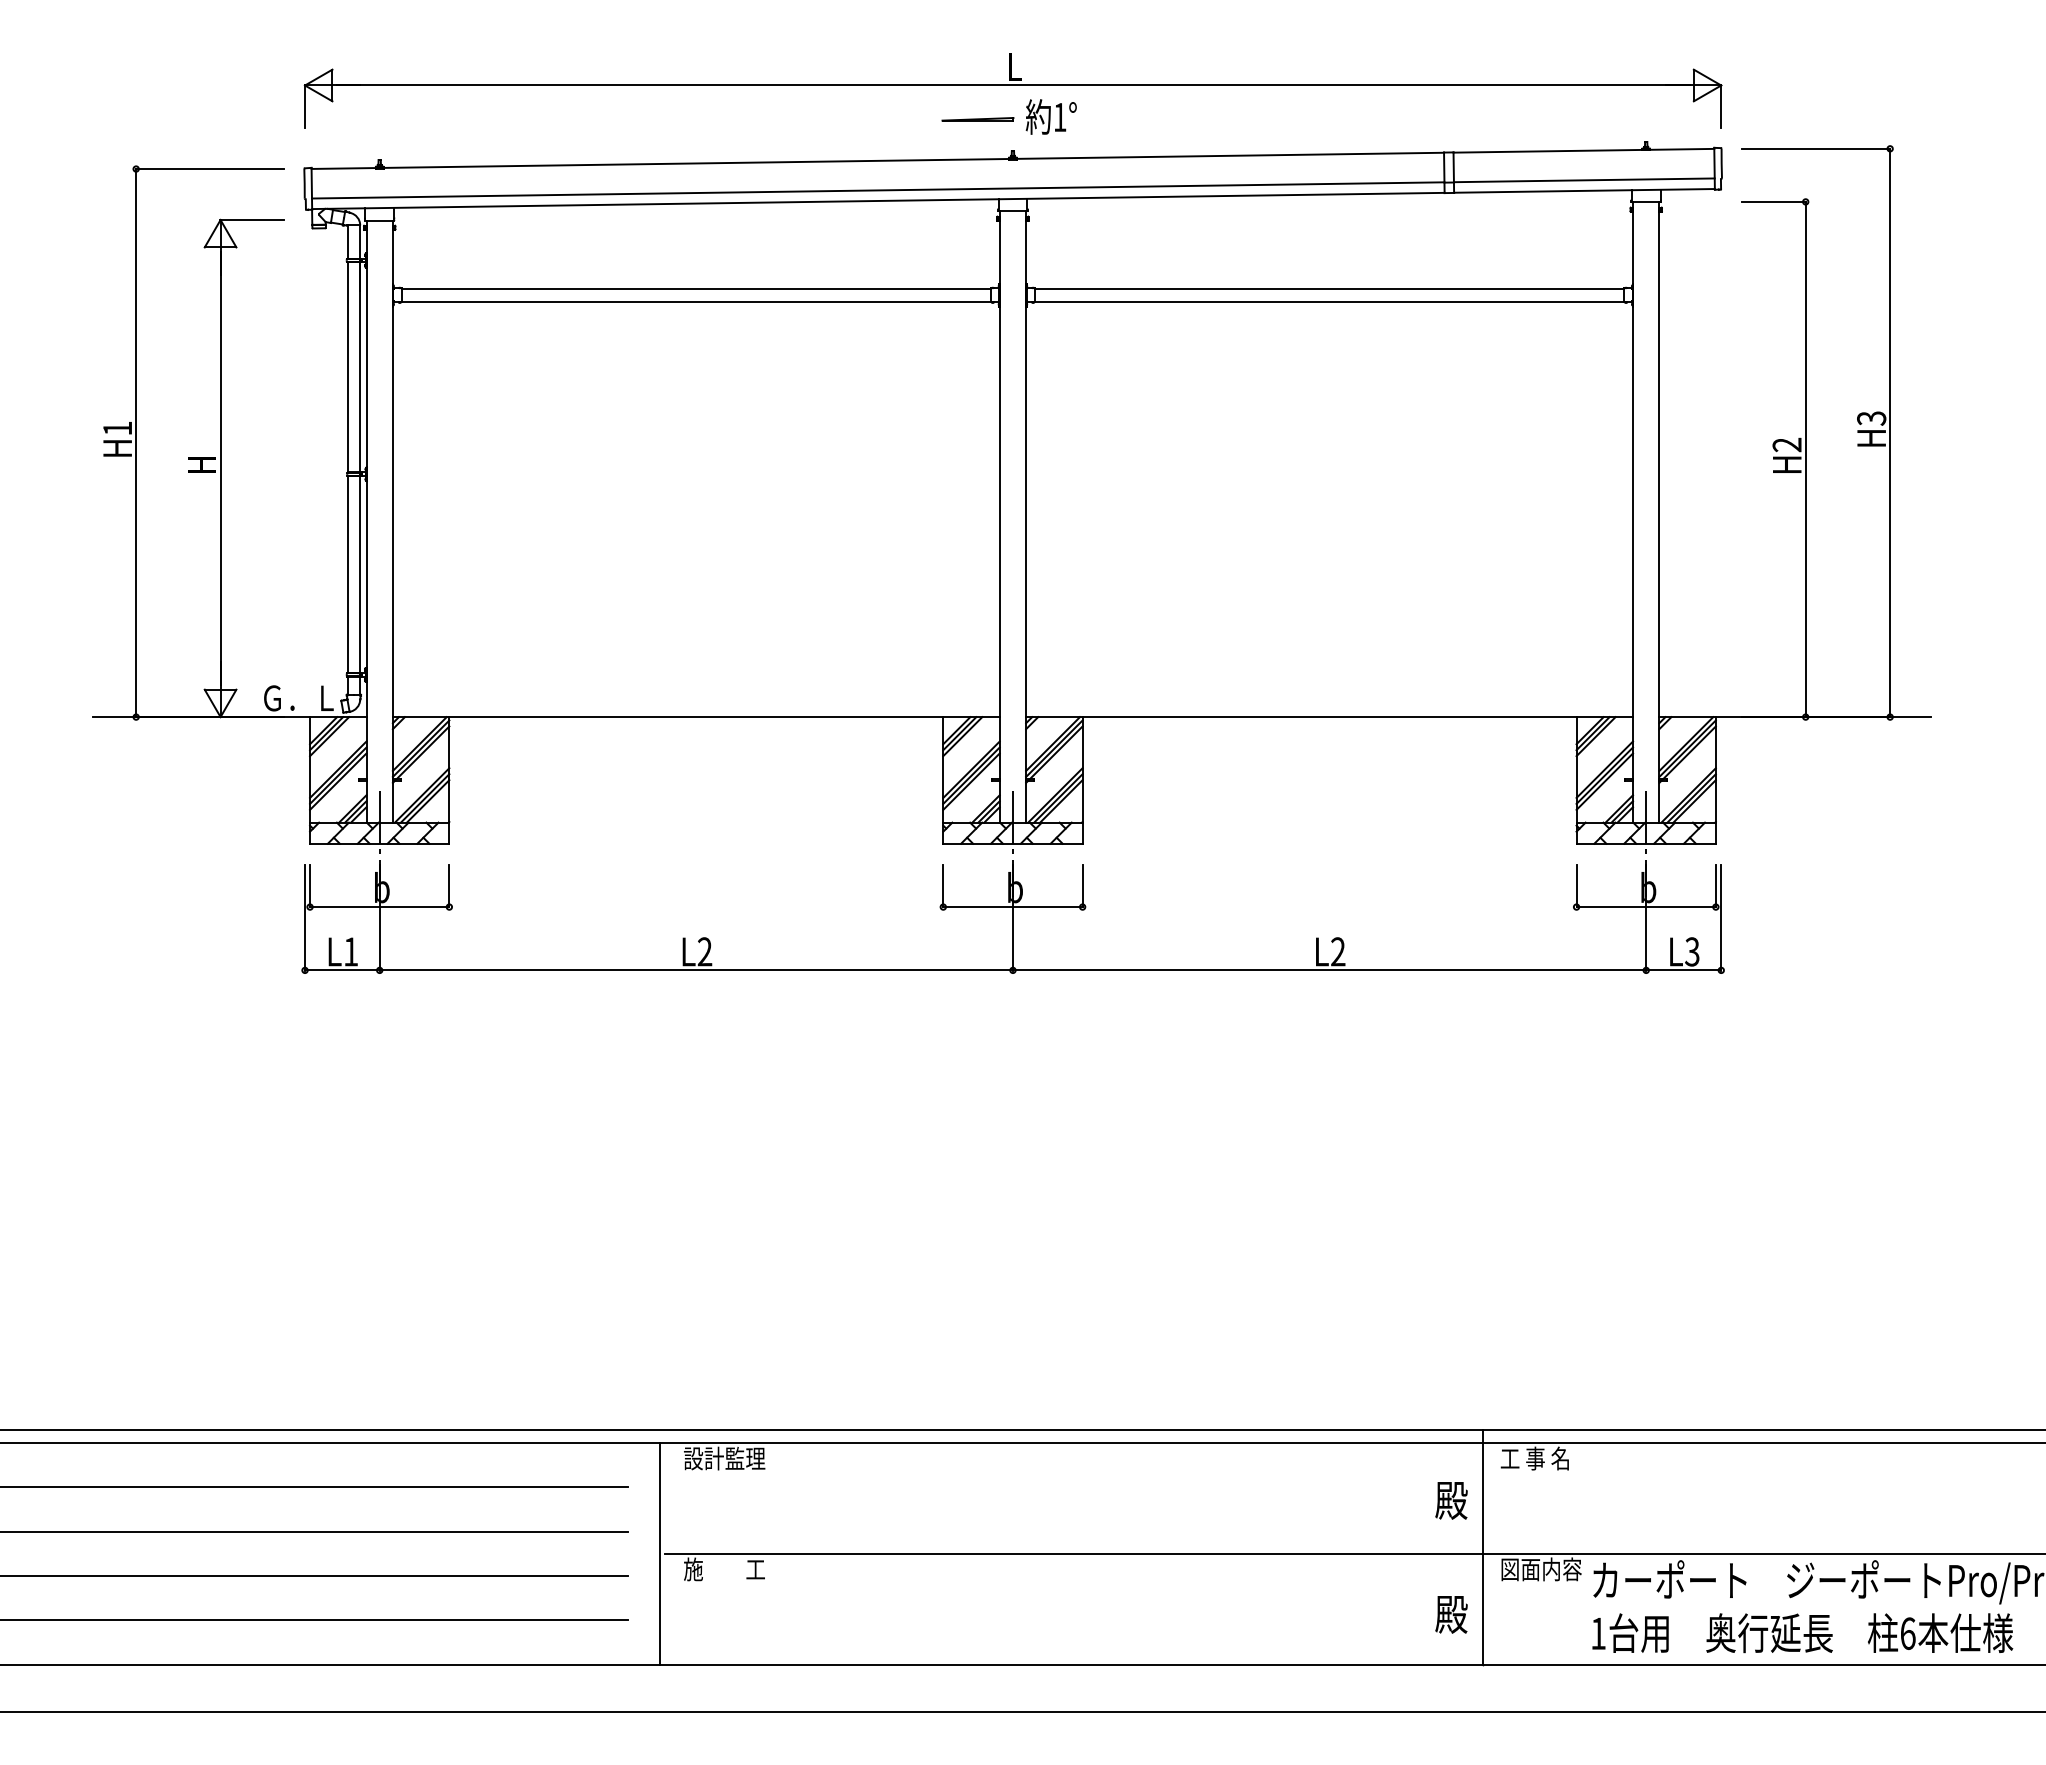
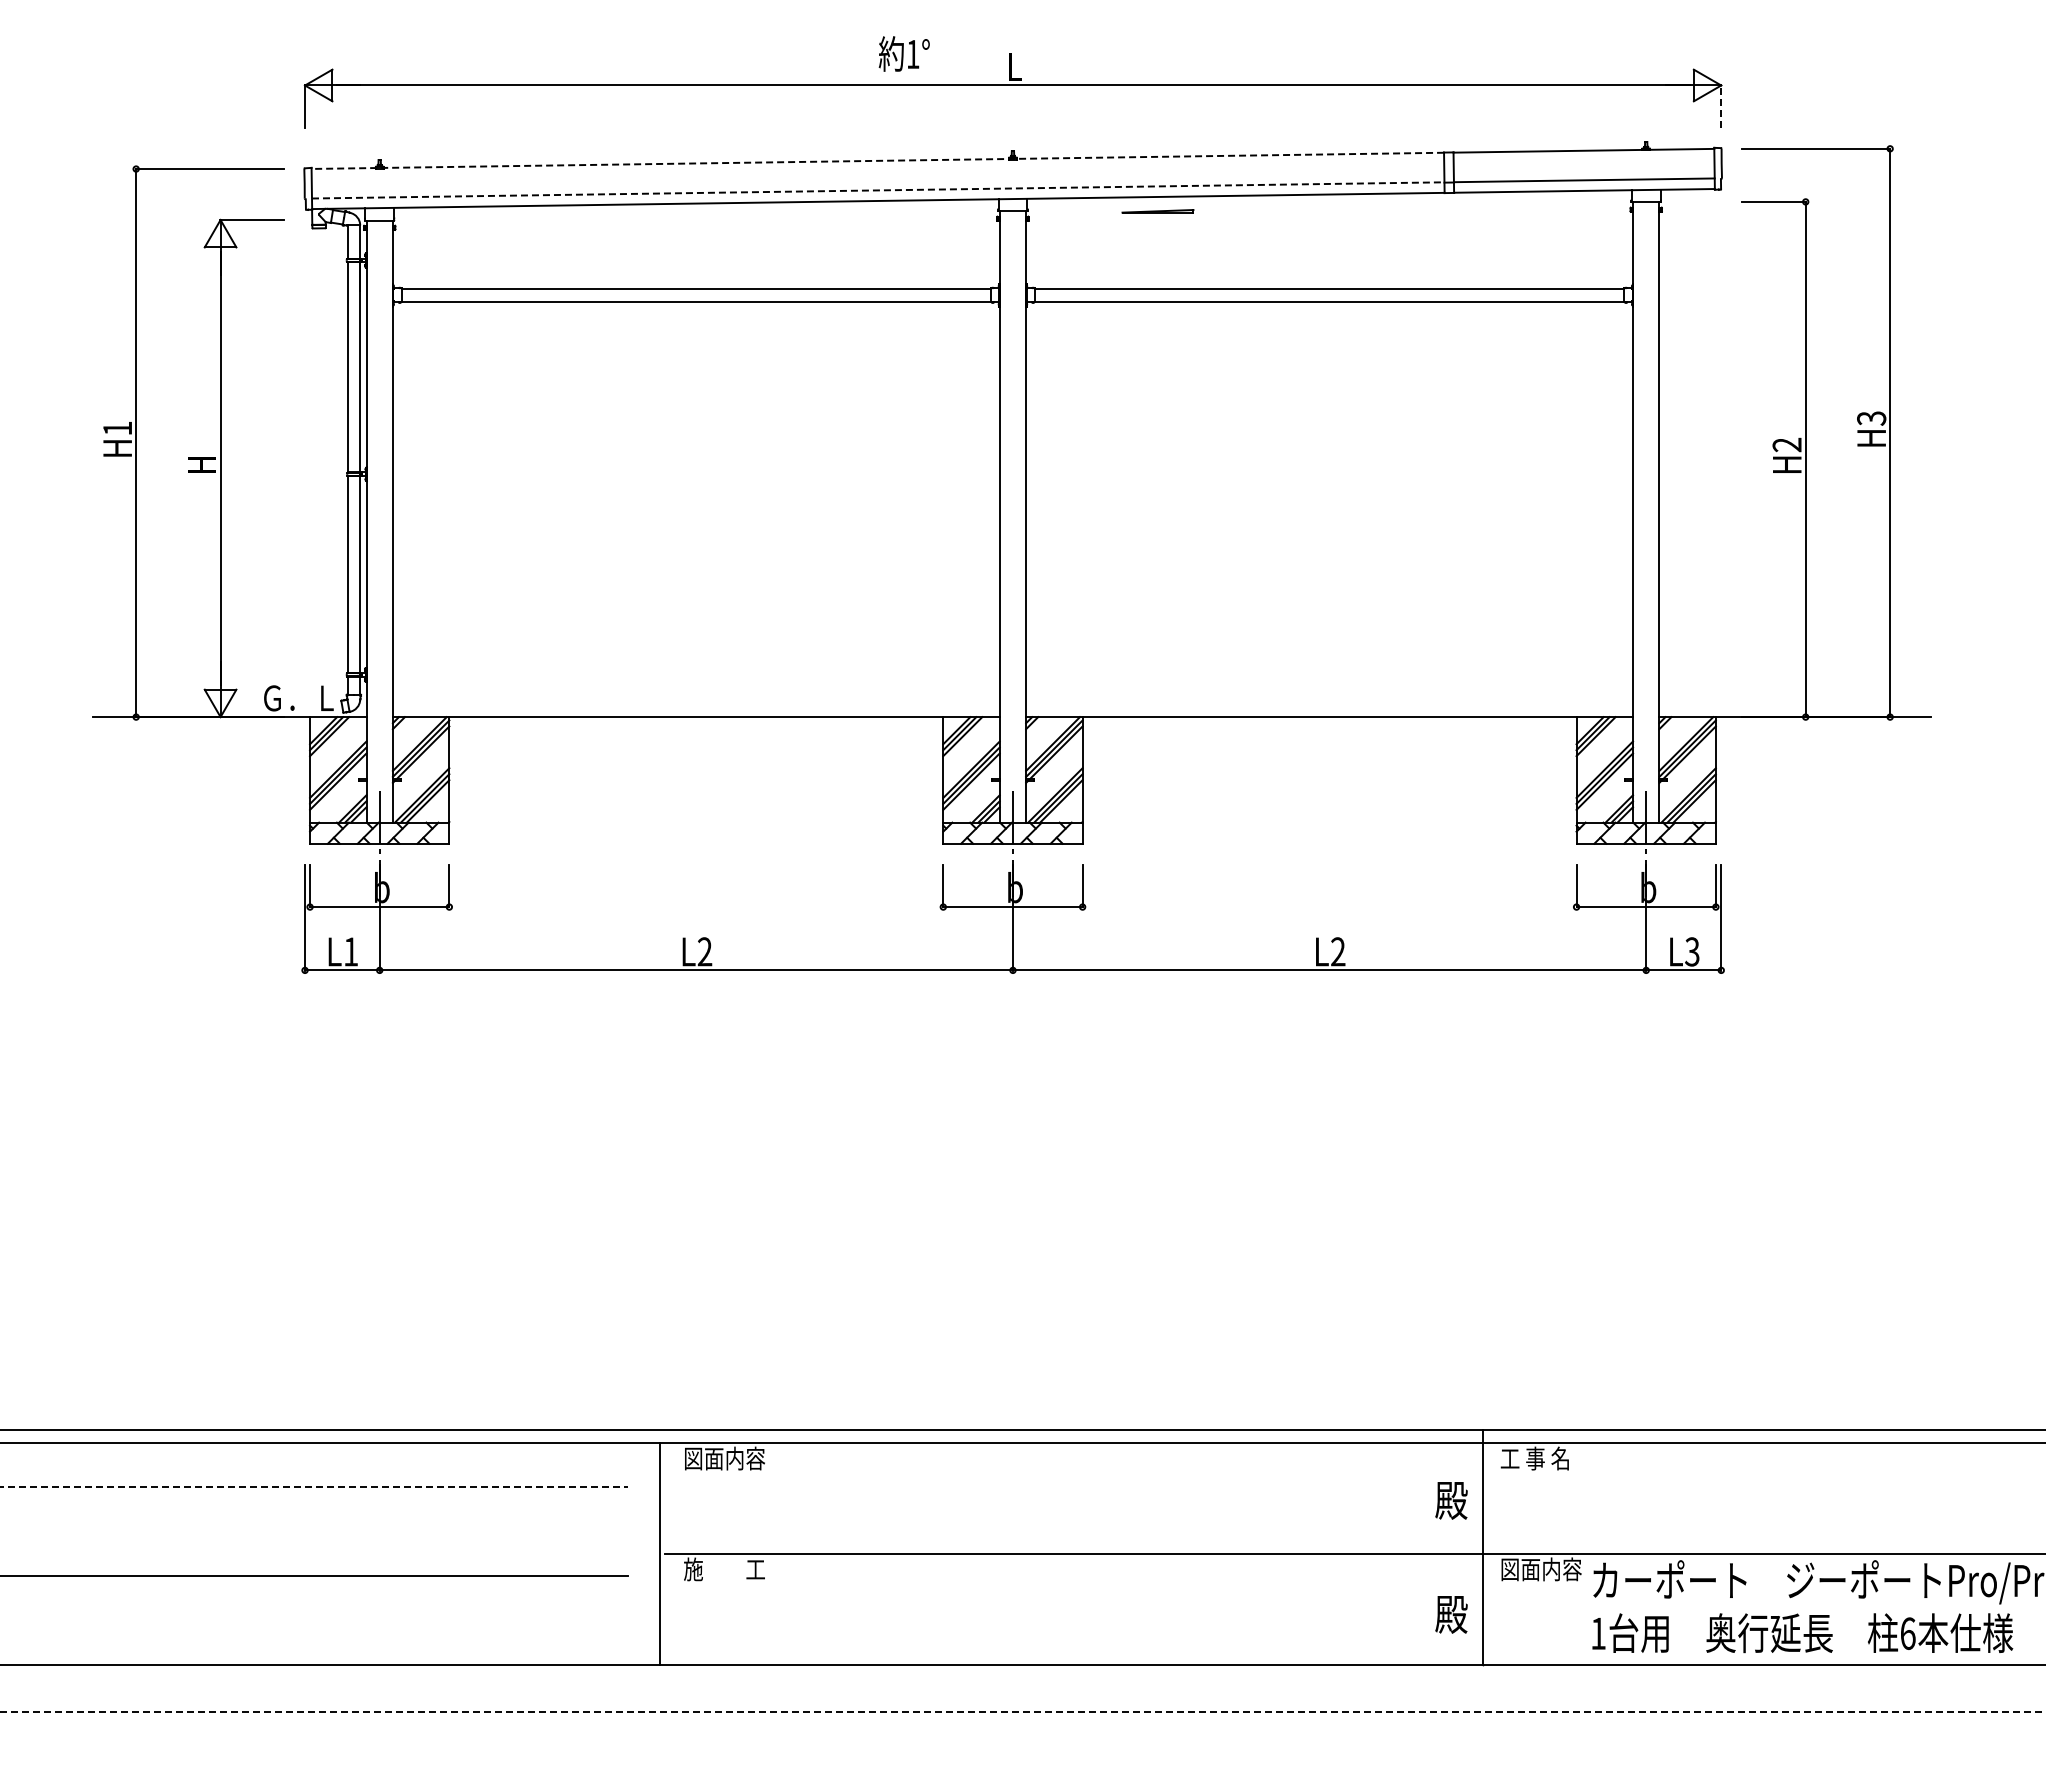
line: solid -> dashed (1721, 106)
text position: (1050, 116) -> (903, 53) (903, 53)
line position: (977, 119) -> (1157, 211) (1157, 211)
line: solid -> dashed (877, 160)
line: solid -> dashed (878, 190)
text: 設計監理 -> 図面内容 (724, 1458)
line: solid -> dashed (314, 1487)
line: present -> none (315, 1531)
line: present -> none (315, 1620)
line: solid -> dashed (1023, 1712)
